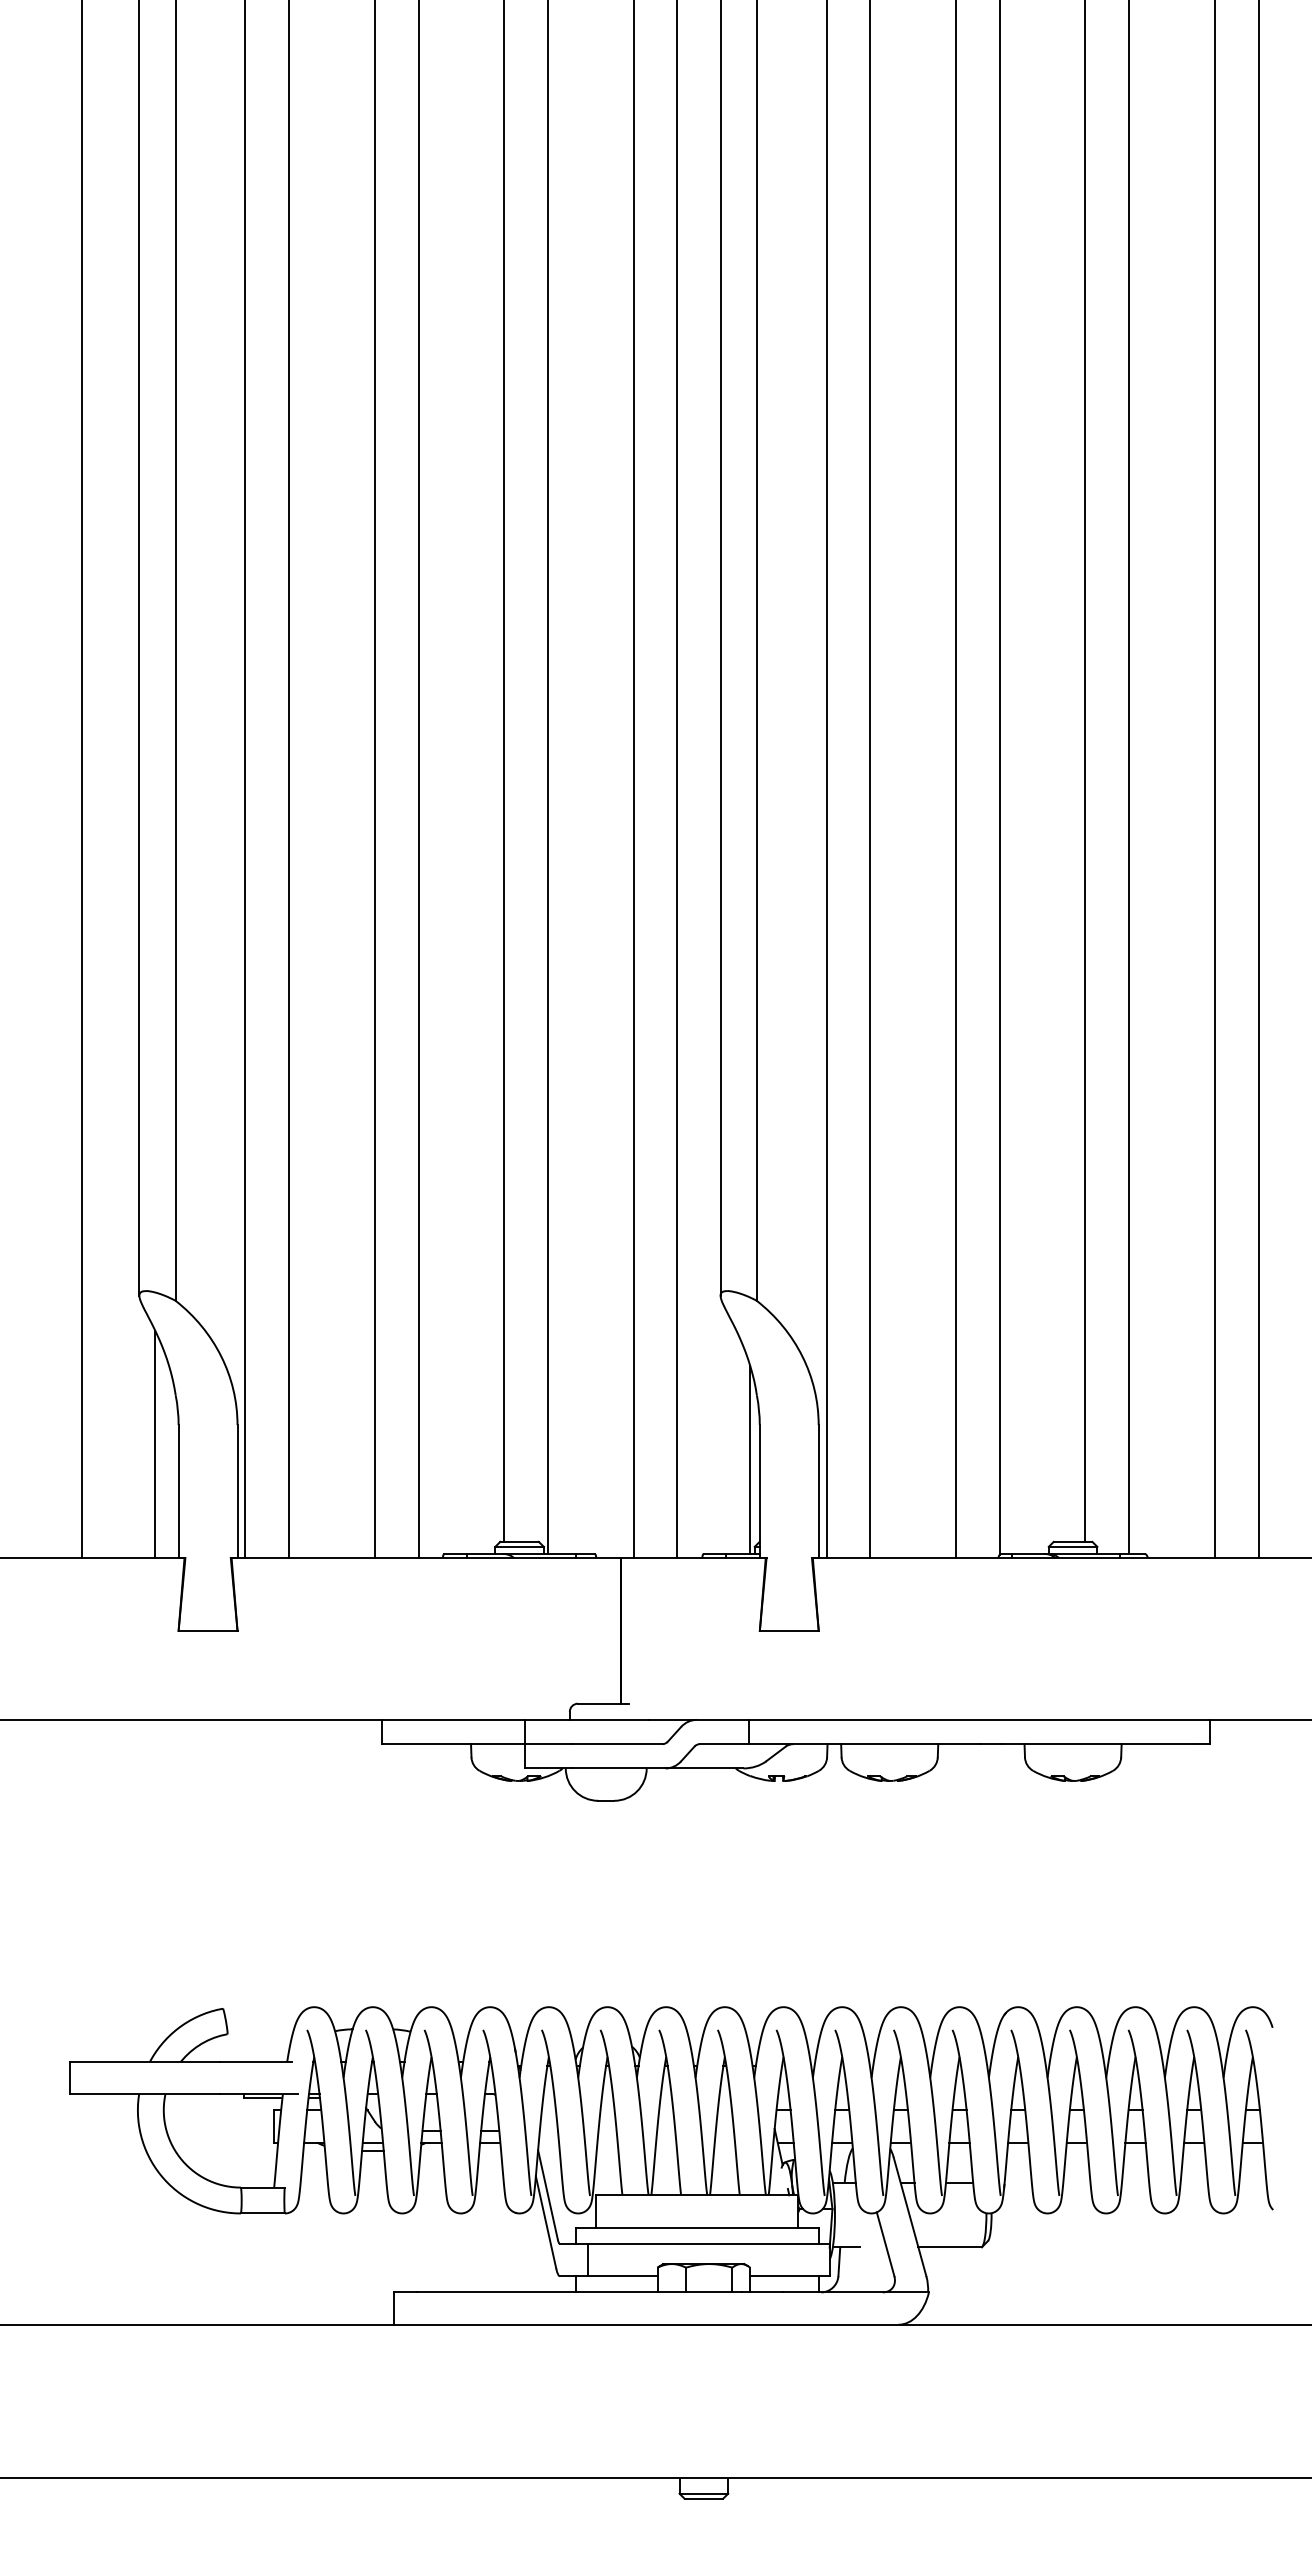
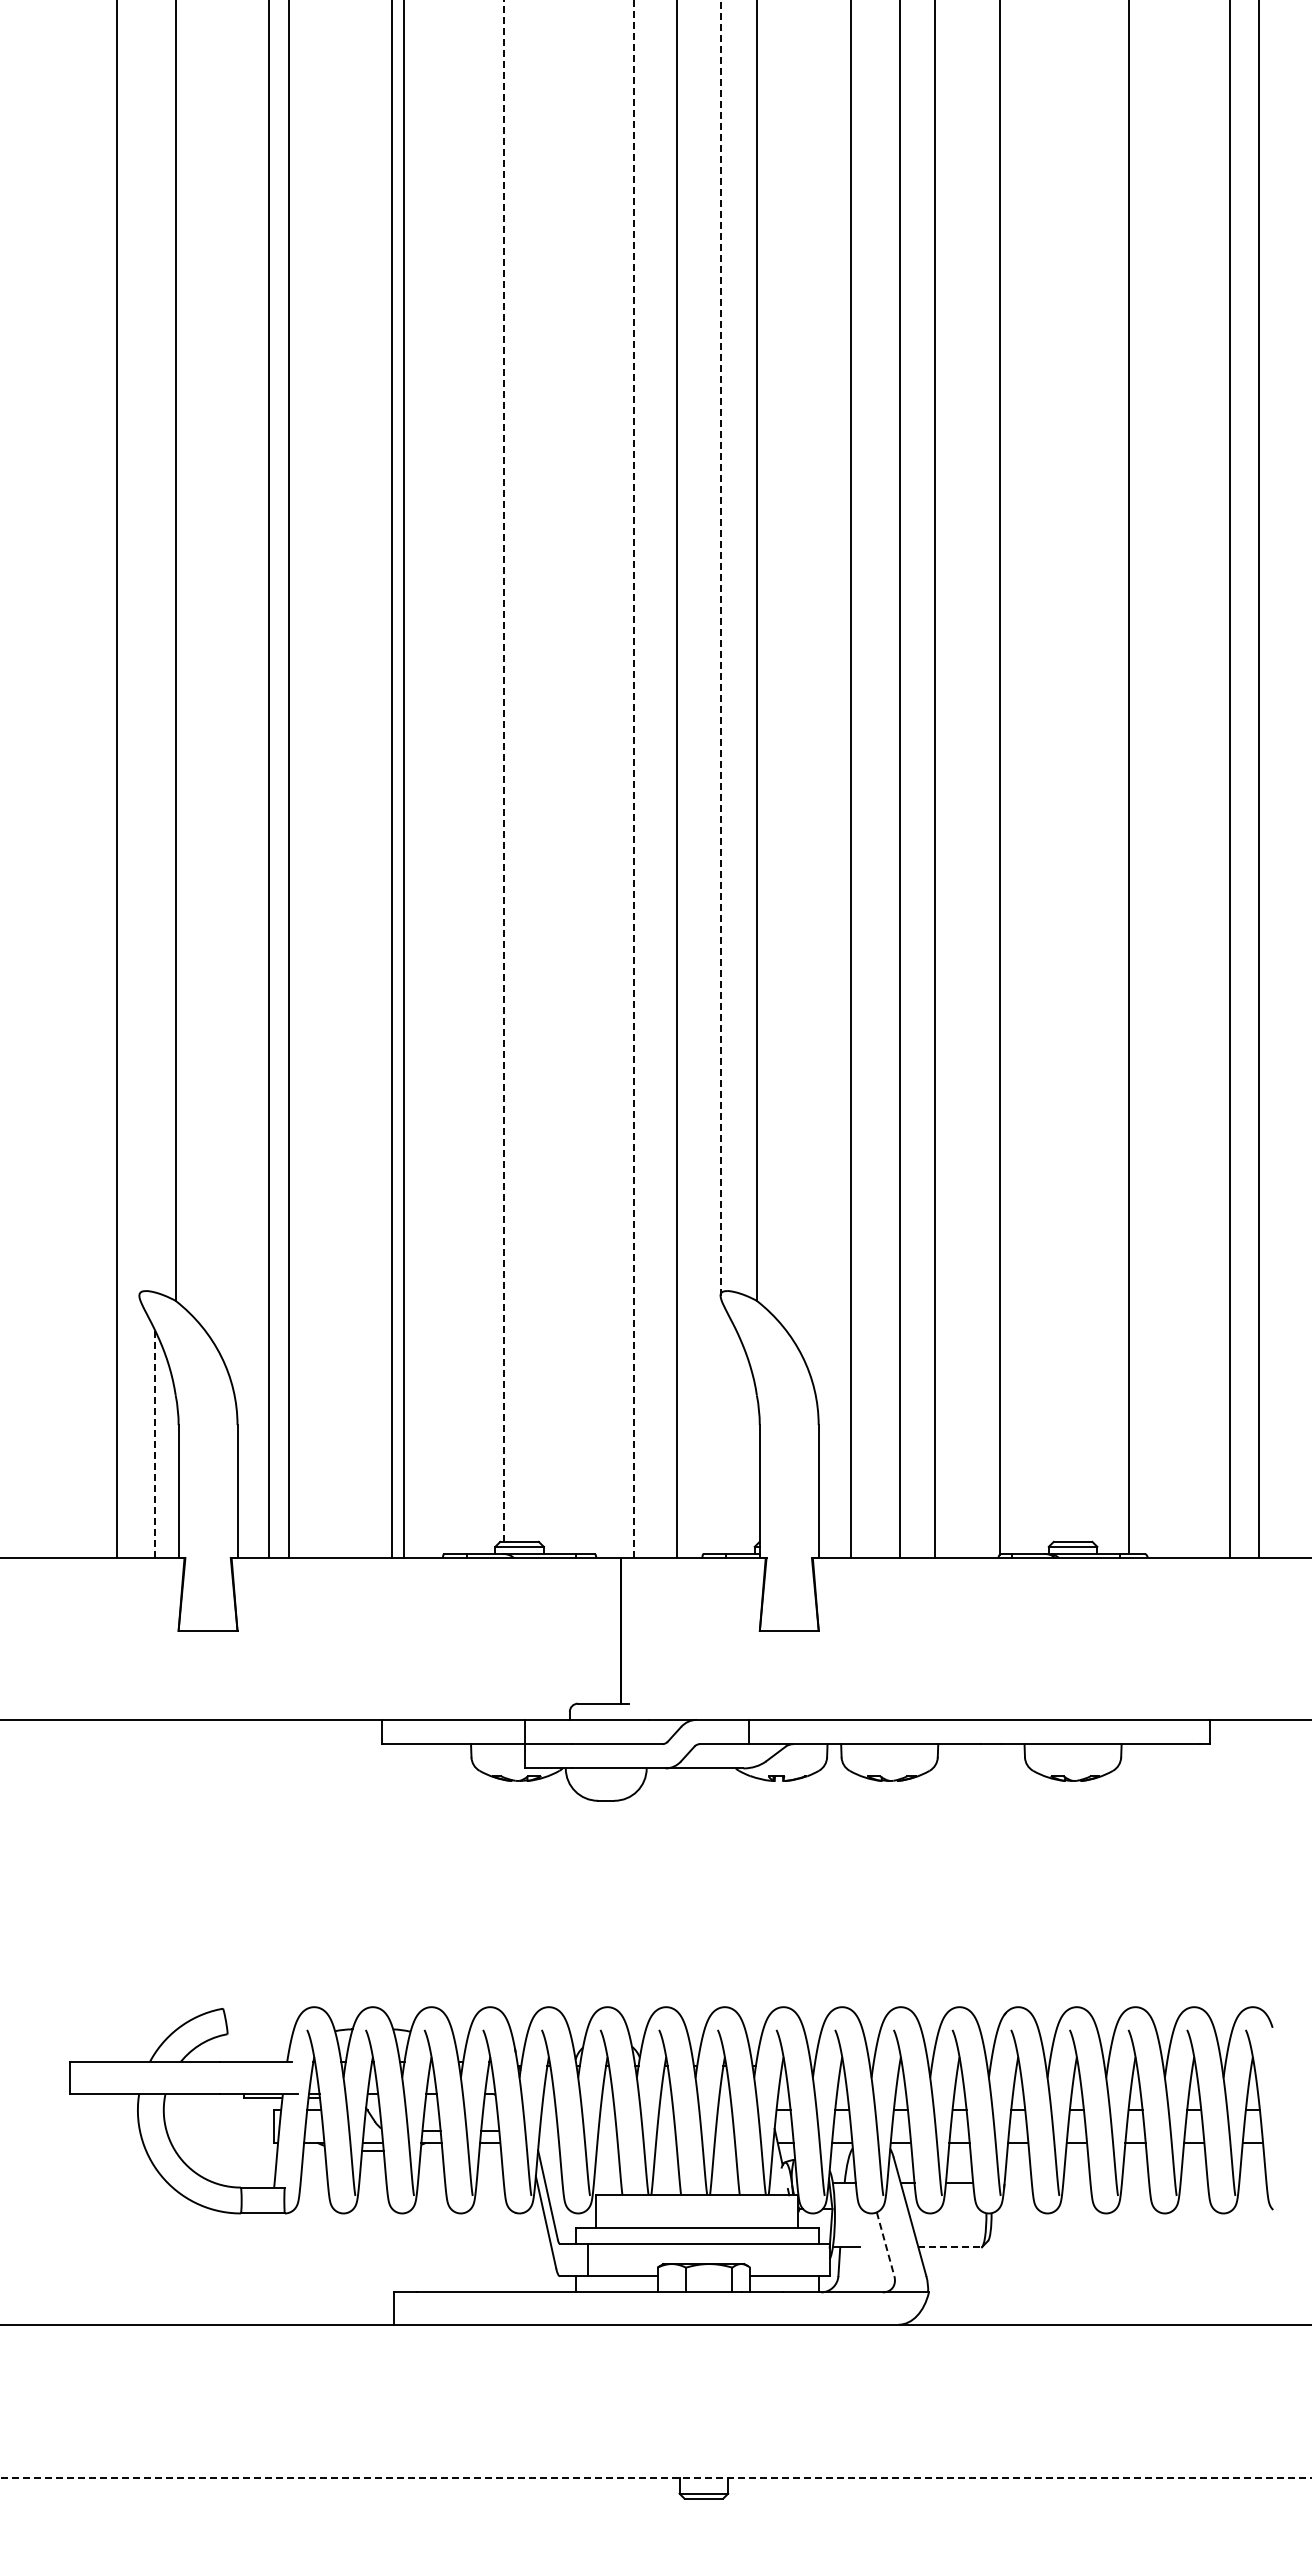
line: solid -> dashed (720, 647)
line: present -> none (139, 648)
line: solid -> dashed (504, 770)
line: present -> none (1085, 771)
line: present -> none (548, 778)
line: solid -> dashed (633, 779)
line position: (82, 780) -> (117, 780) (117, 780)
line position: (245, 780) -> (269, 780) (269, 780)
line position: (374, 780) -> (403, 780) (403, 780)
line position: (418, 780) -> (391, 780) (391, 780)
line position: (826, 780) -> (850, 780) (850, 780)
line position: (870, 780) -> (900, 780) (900, 780)
line position: (955, 780) -> (934, 780) (934, 780)
line position: (1214, 780) -> (1229, 780) (1229, 780)
line: solid -> dashed (155, 1444)
line: present -> none (750, 1460)
line: solid -> dashed (885, 2244)
line: solid -> dashed (950, 2247)
line: solid -> dashed (655, 2478)
